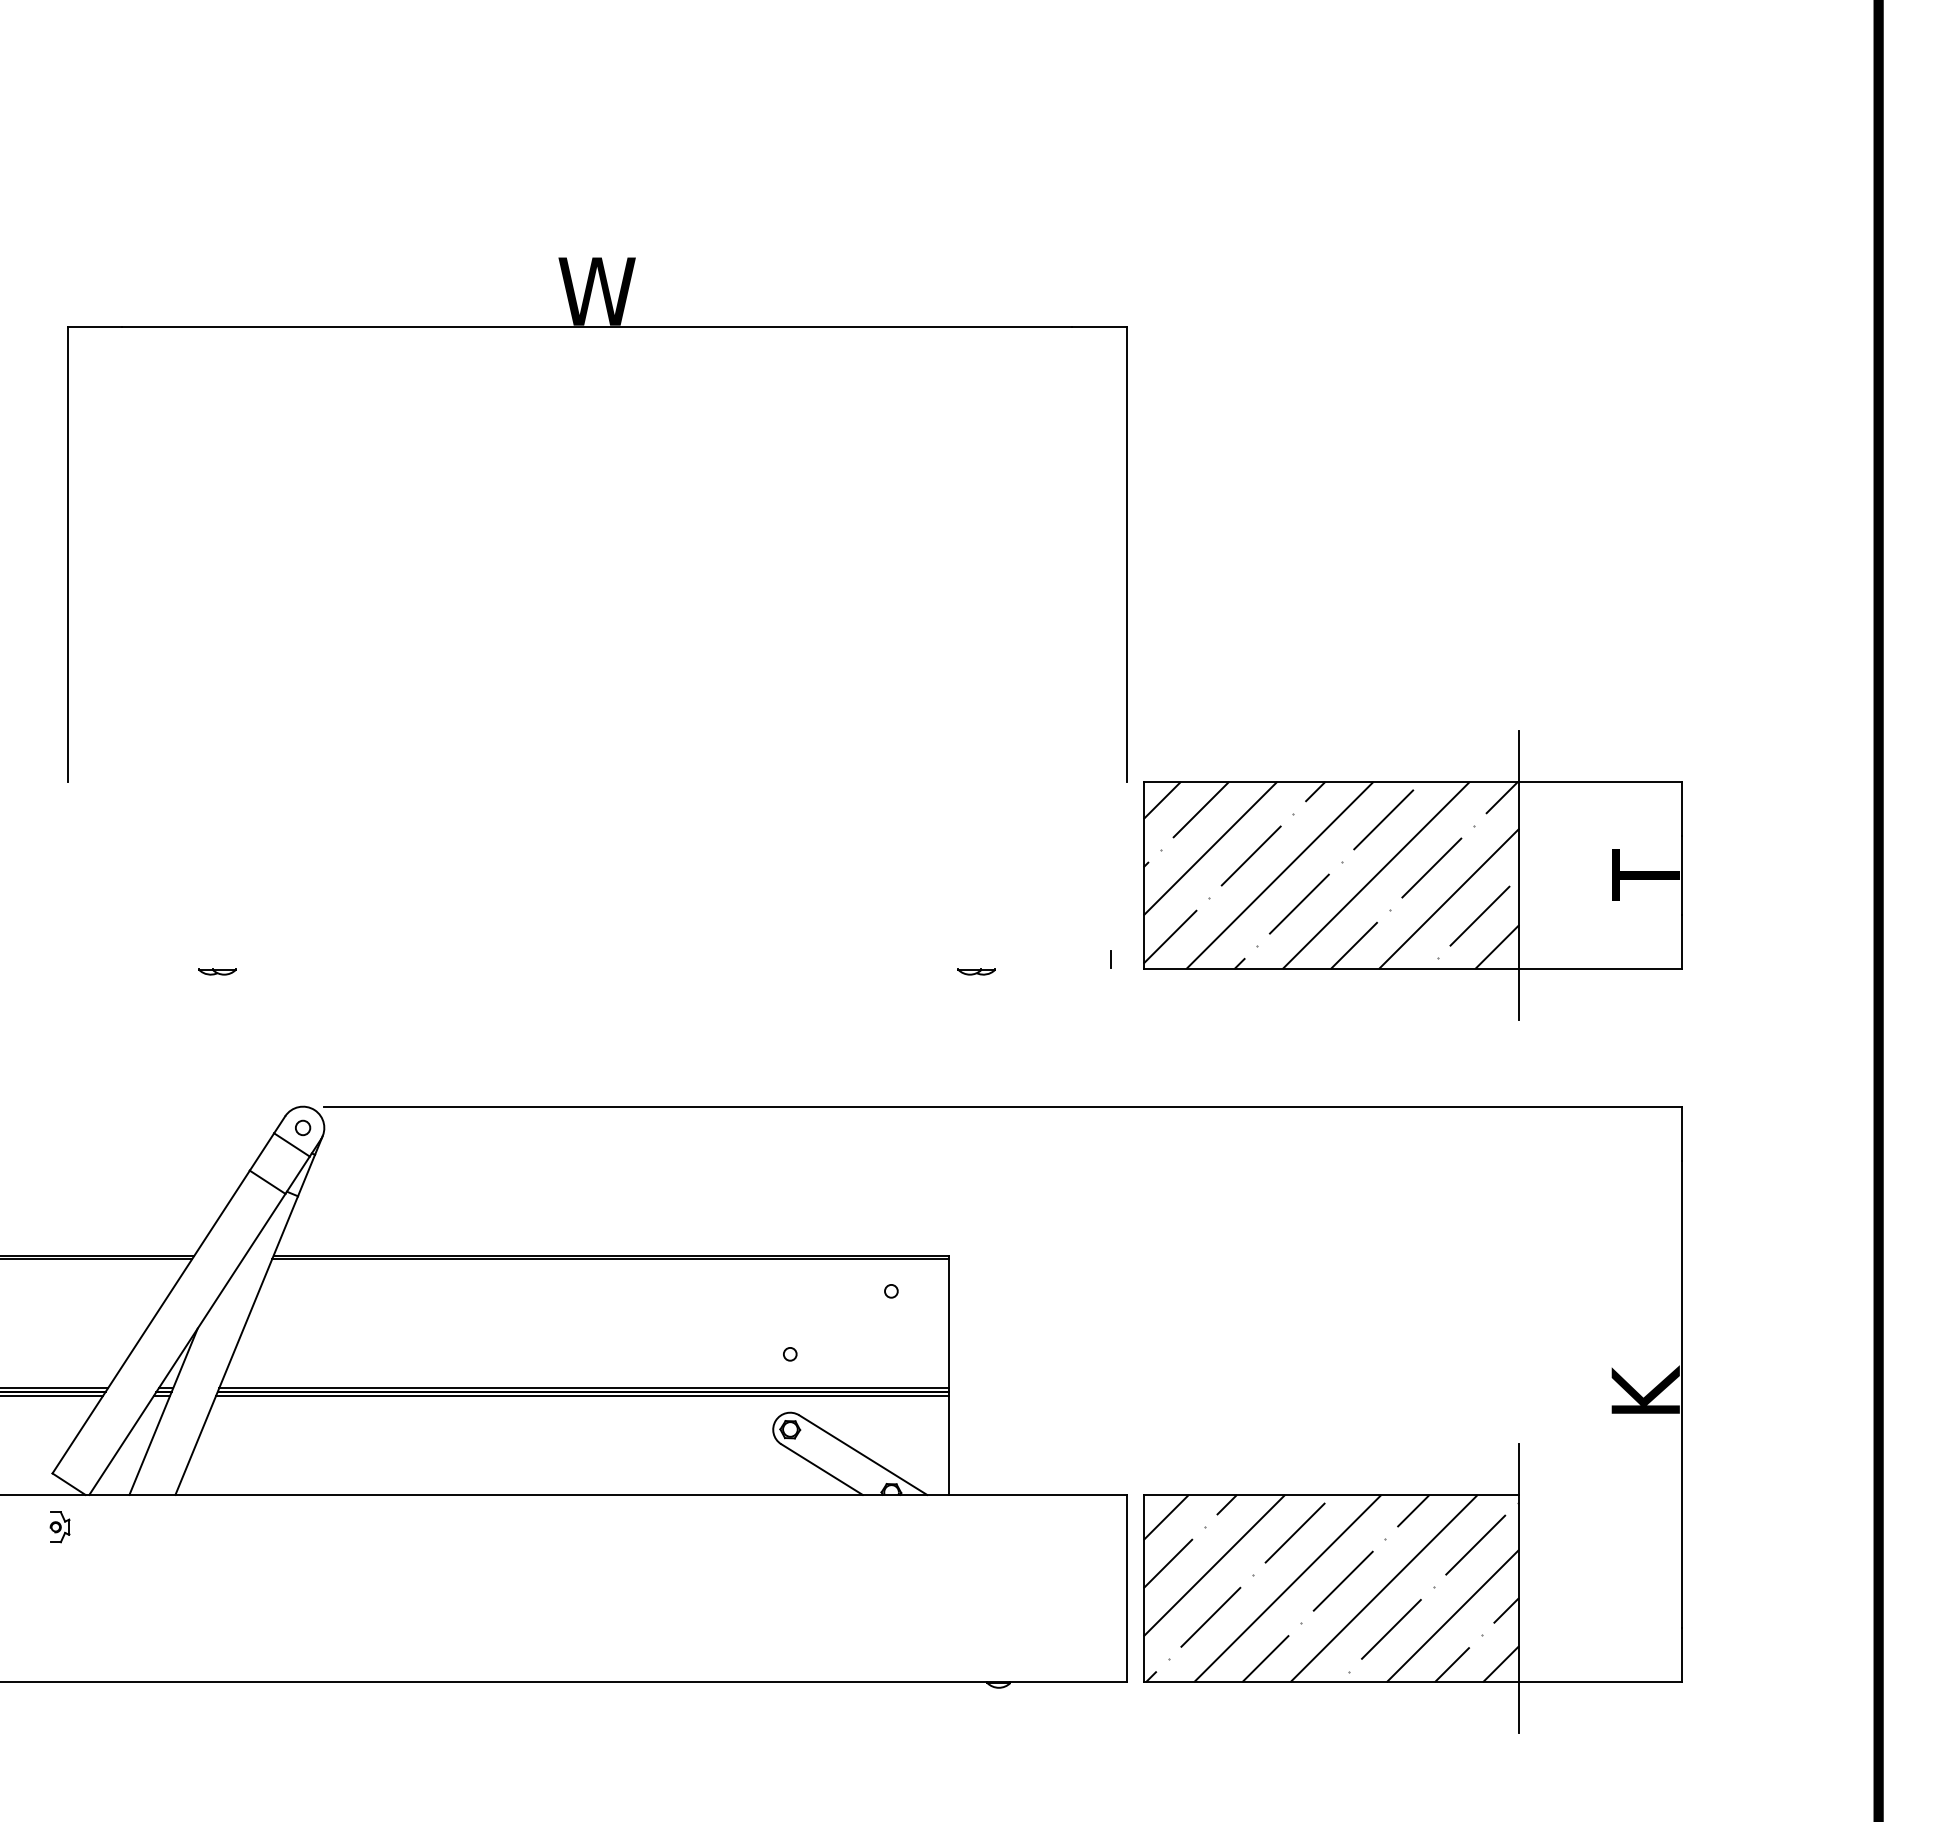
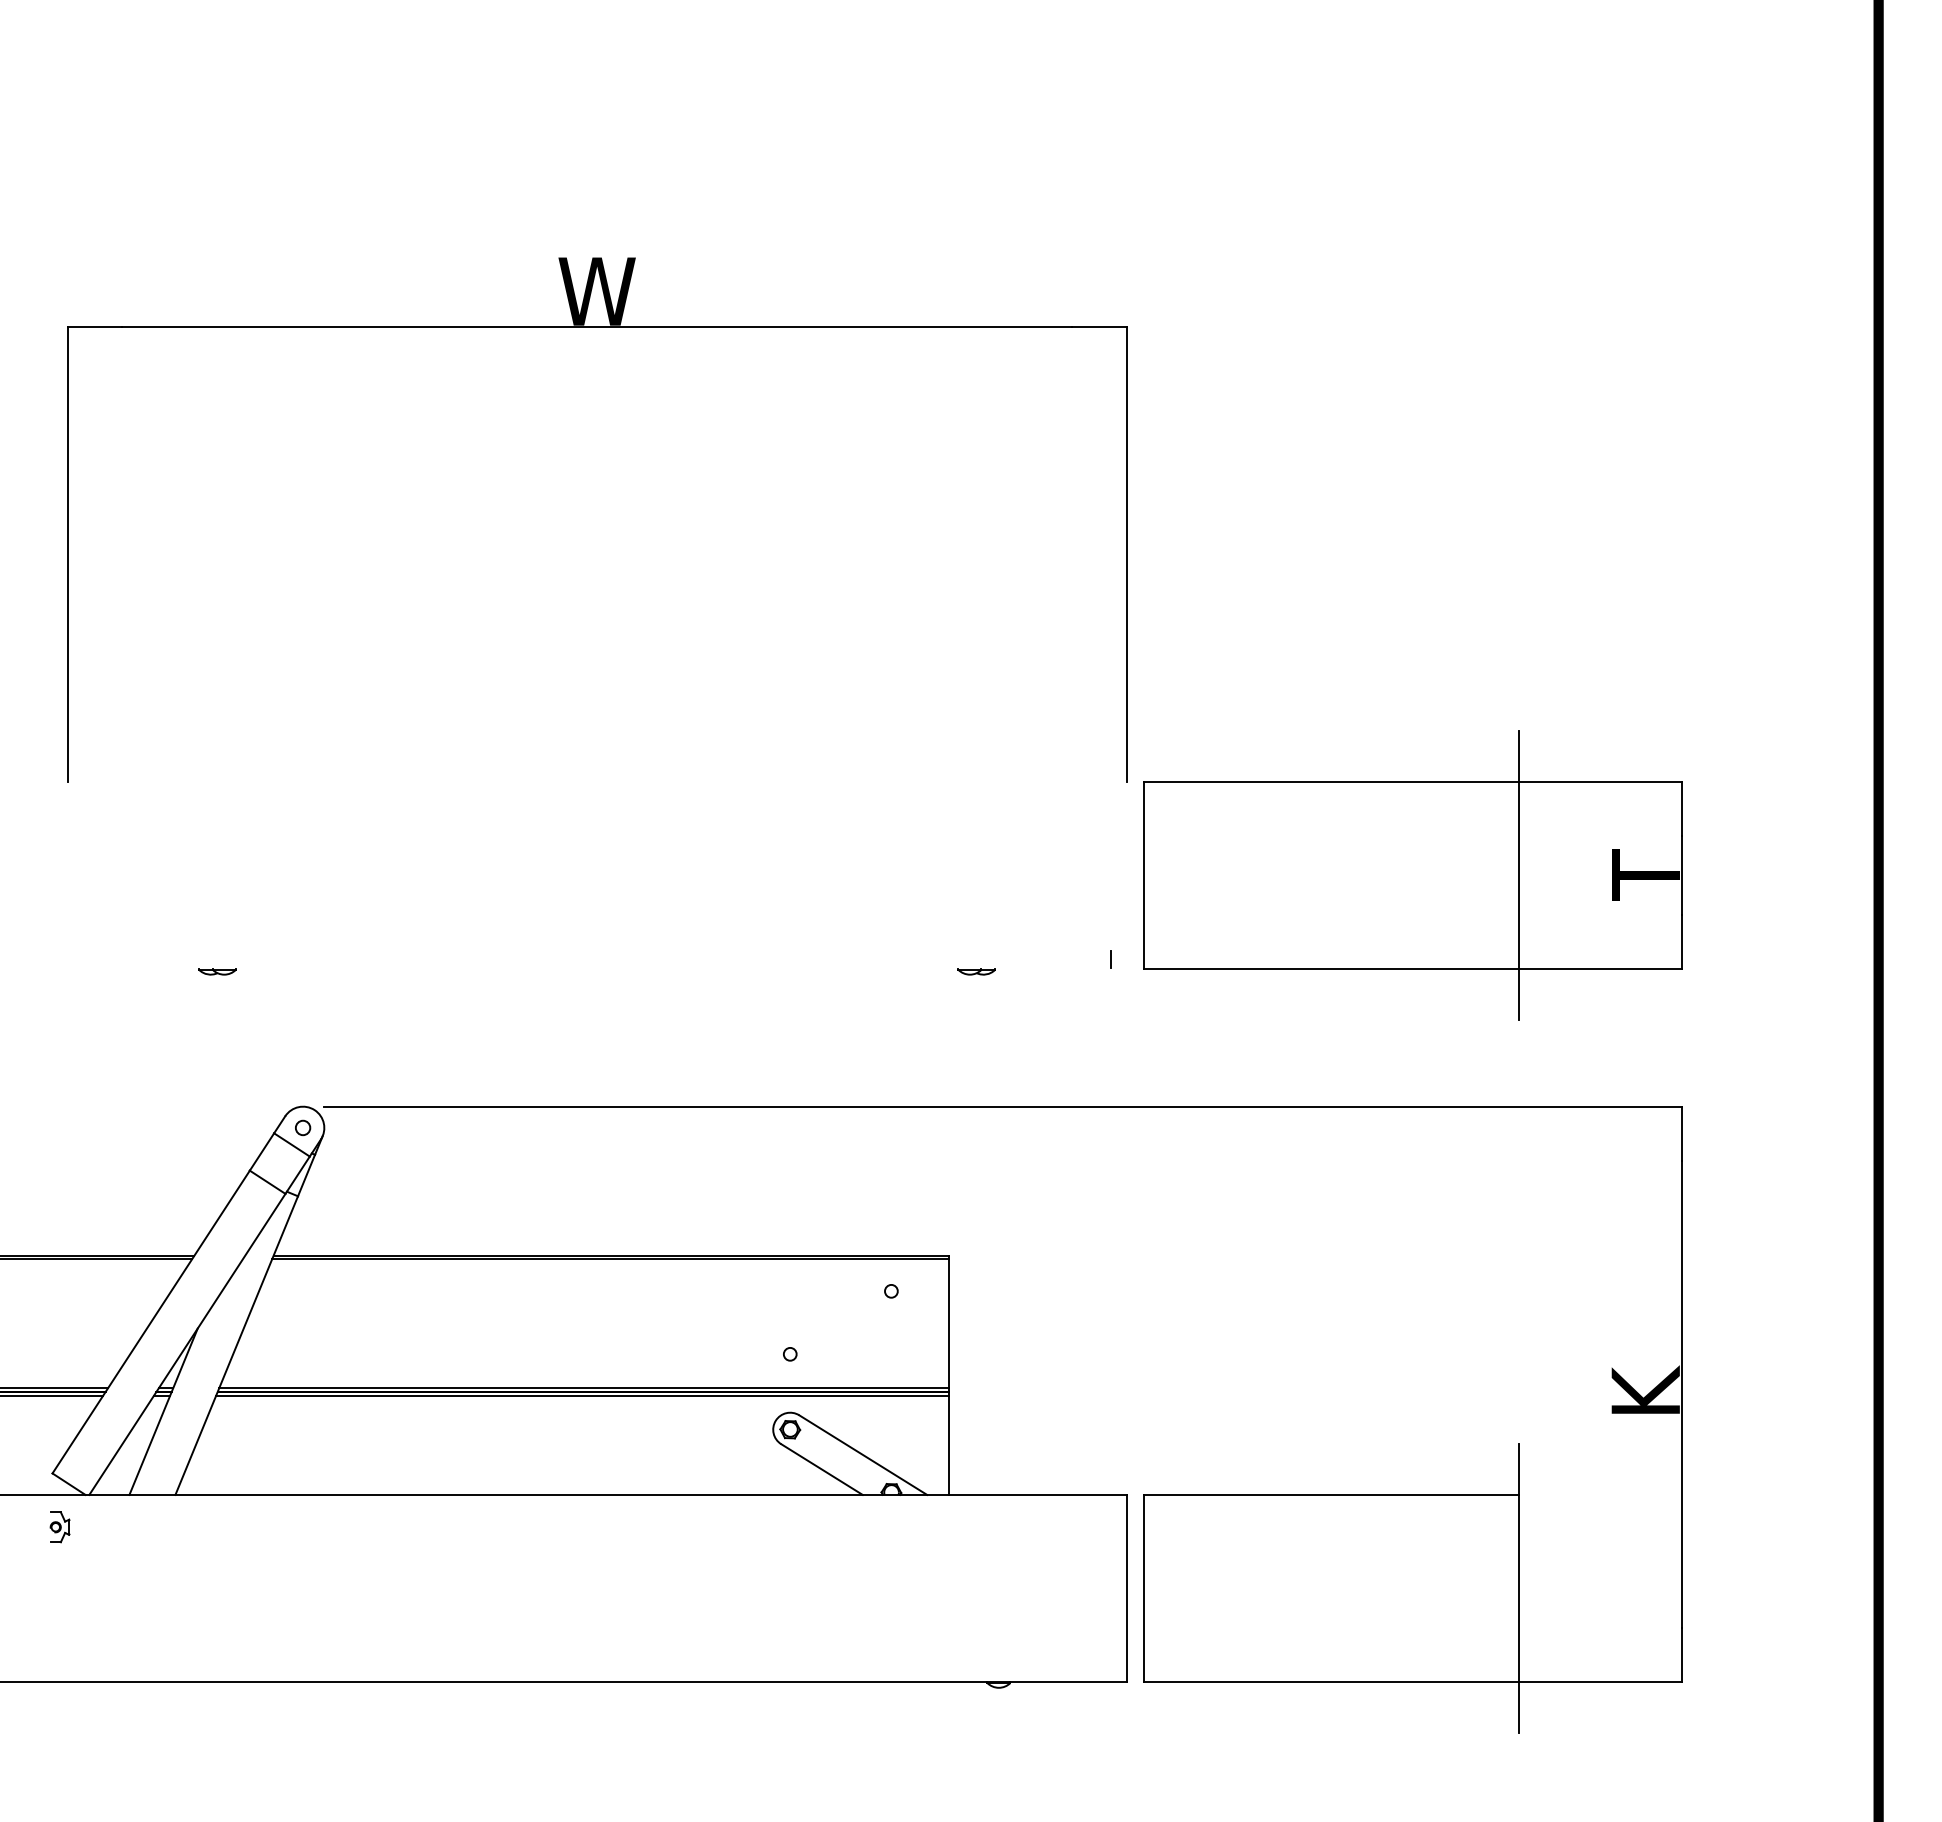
hatch: present -> none (1331, 875)
hatch: present -> none (1331, 1588)
